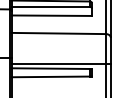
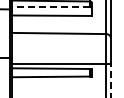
line: solid -> dashed (50, 6)
line: solid -> dashed (110, 80)
